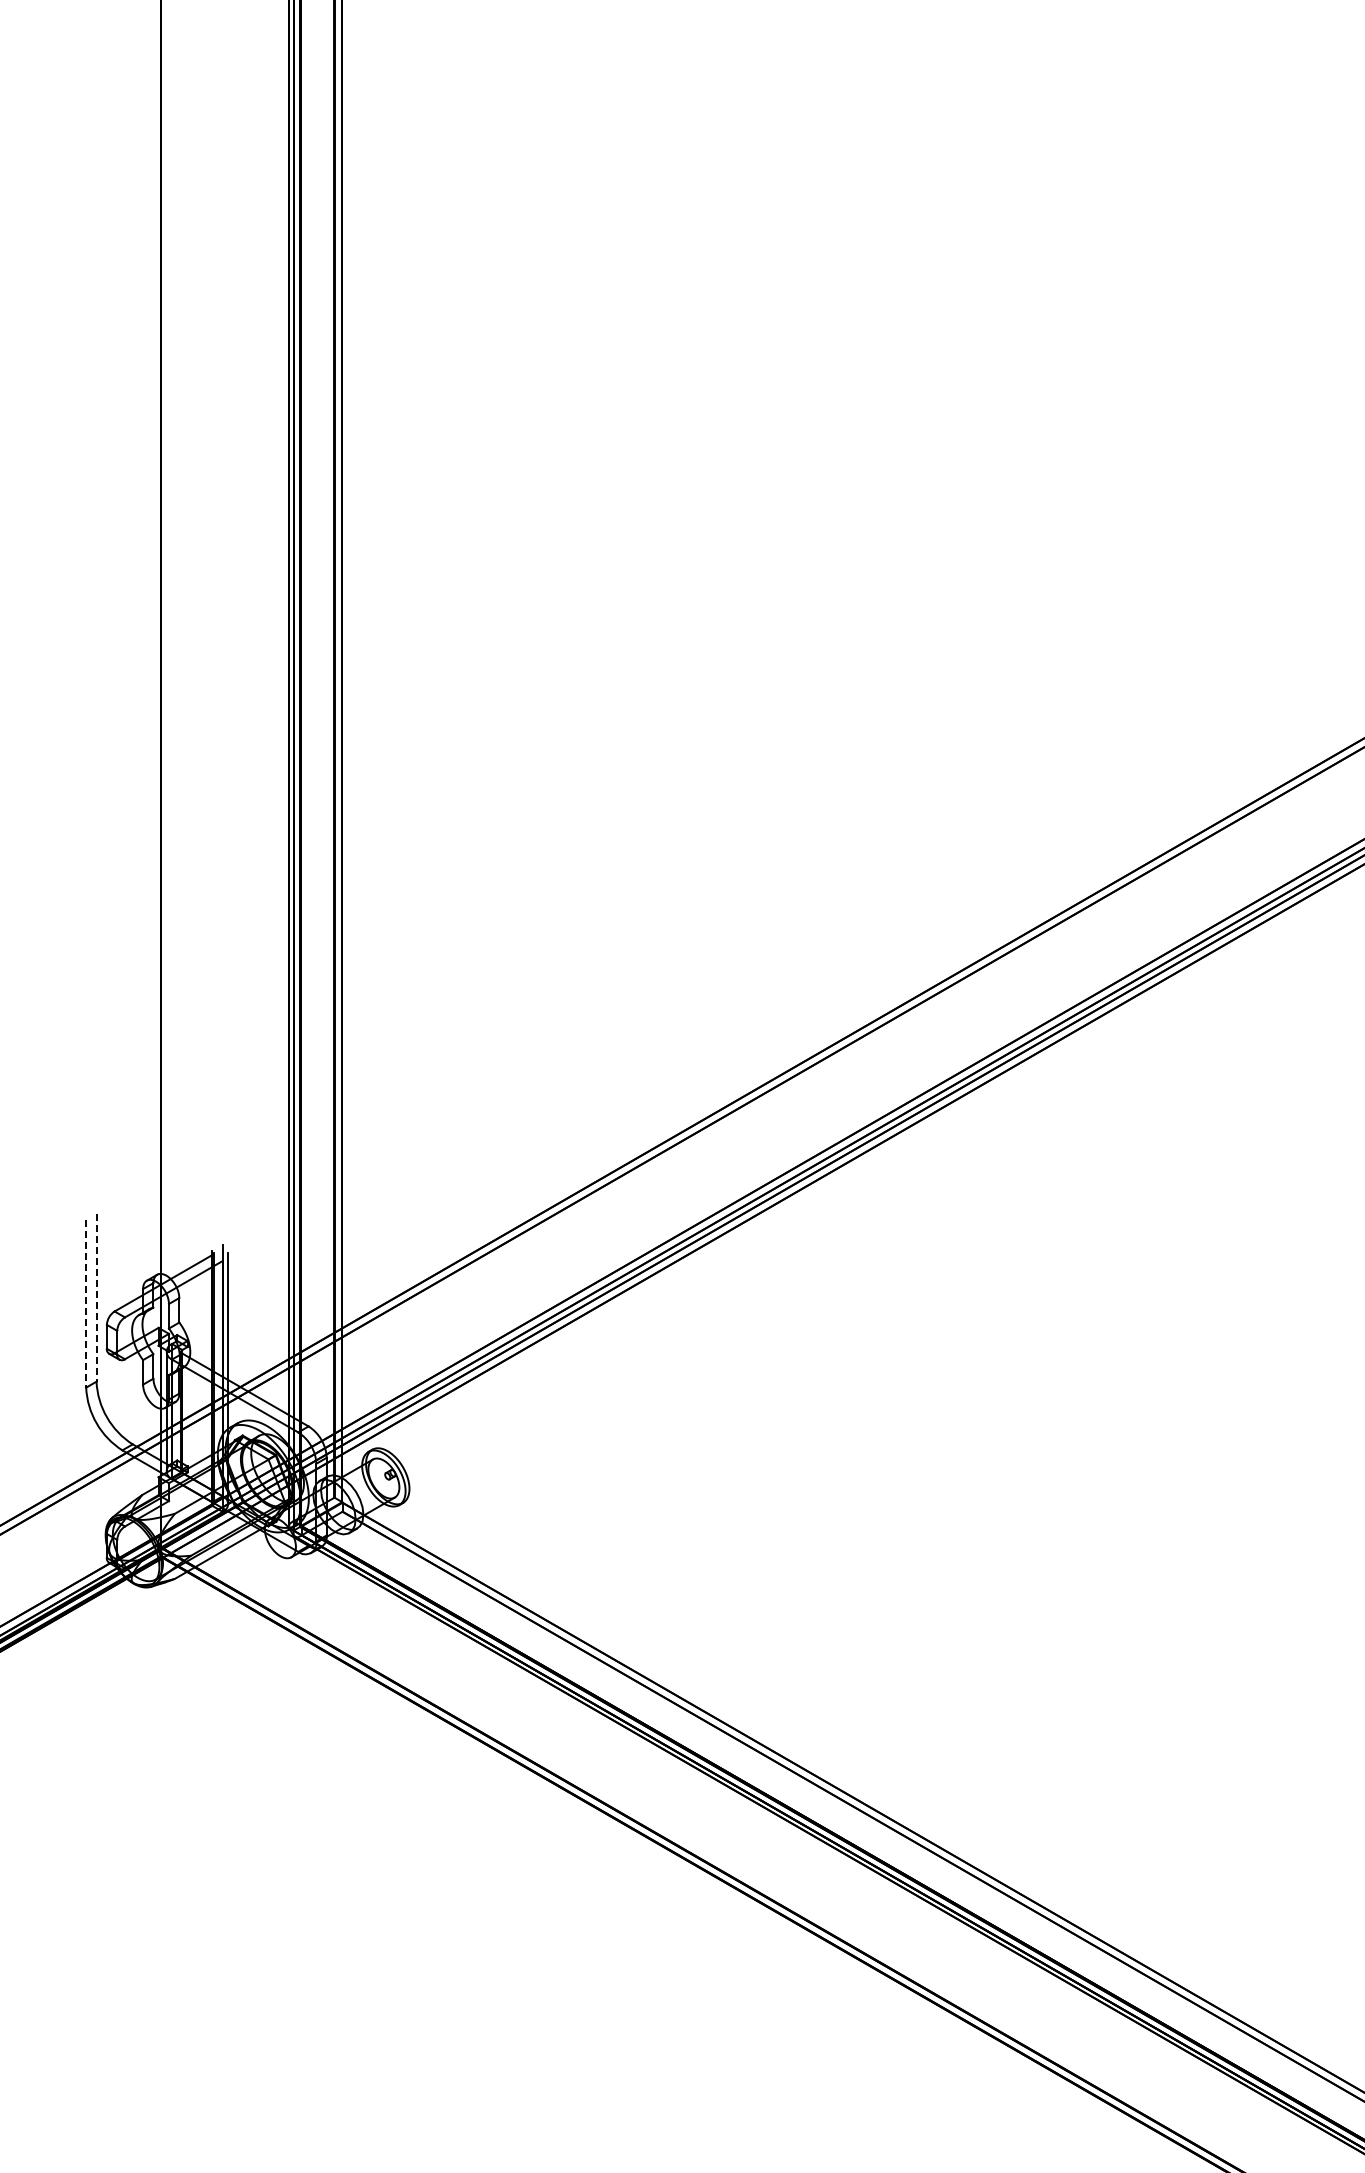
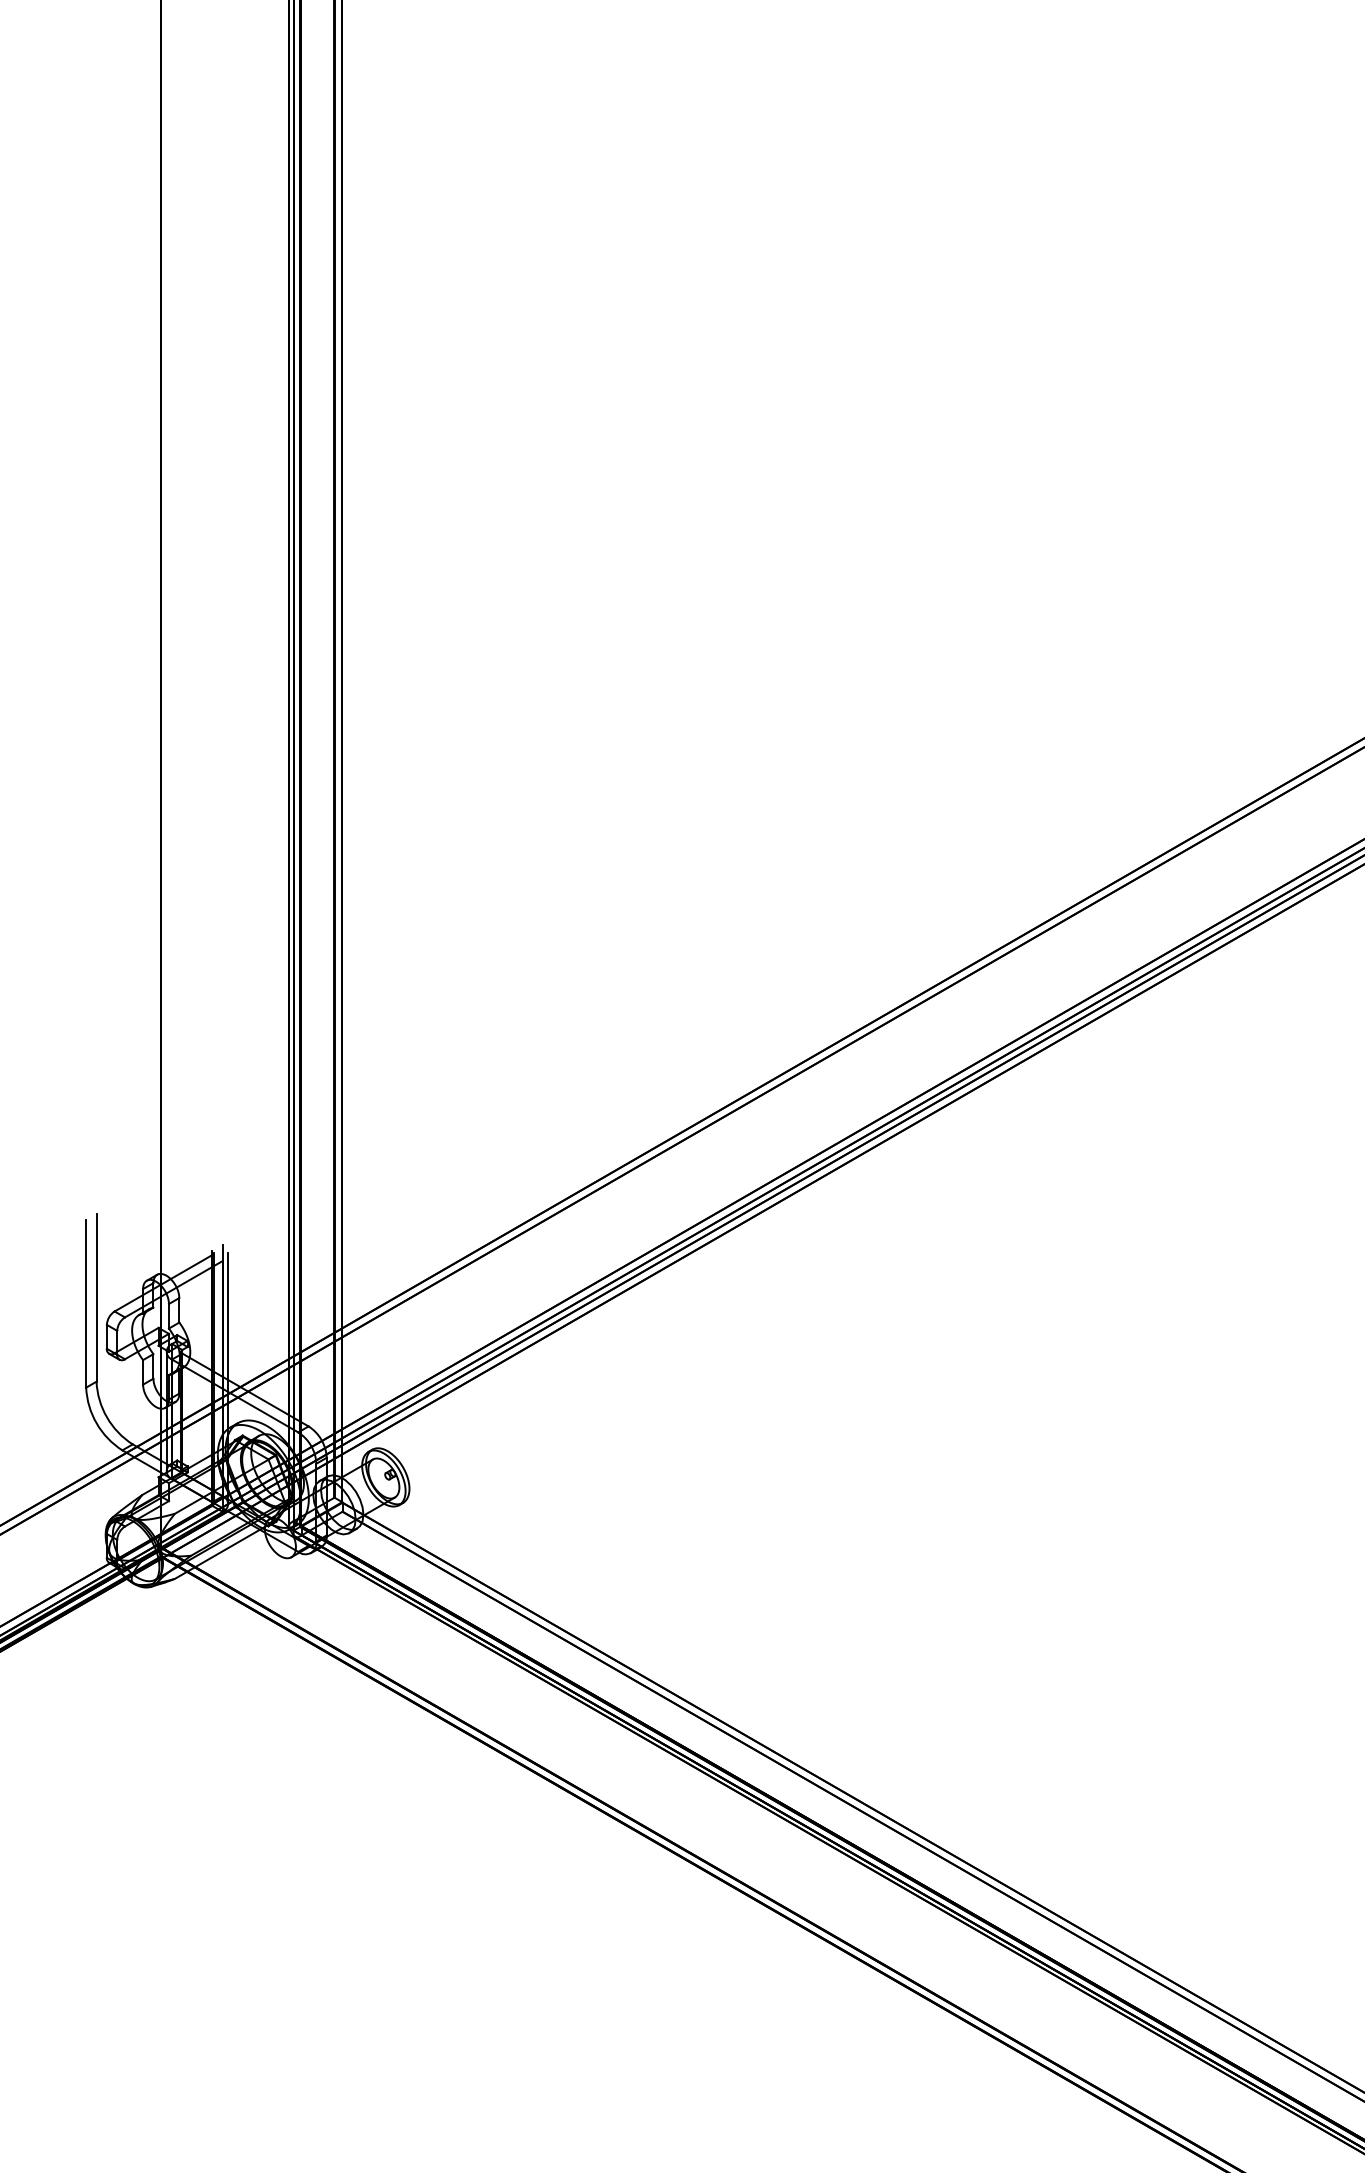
line: dashed -> solid (96, 1298)
line: dashed -> solid (86, 1304)
